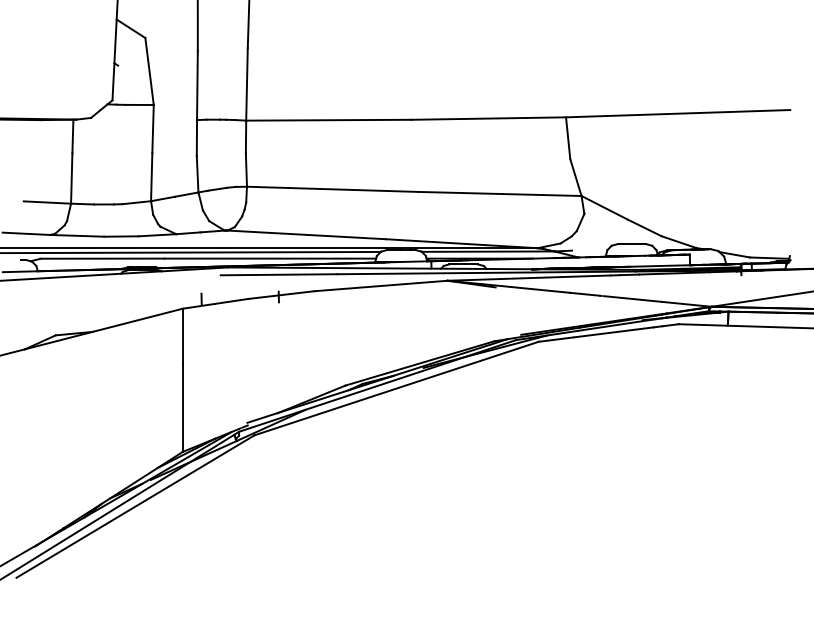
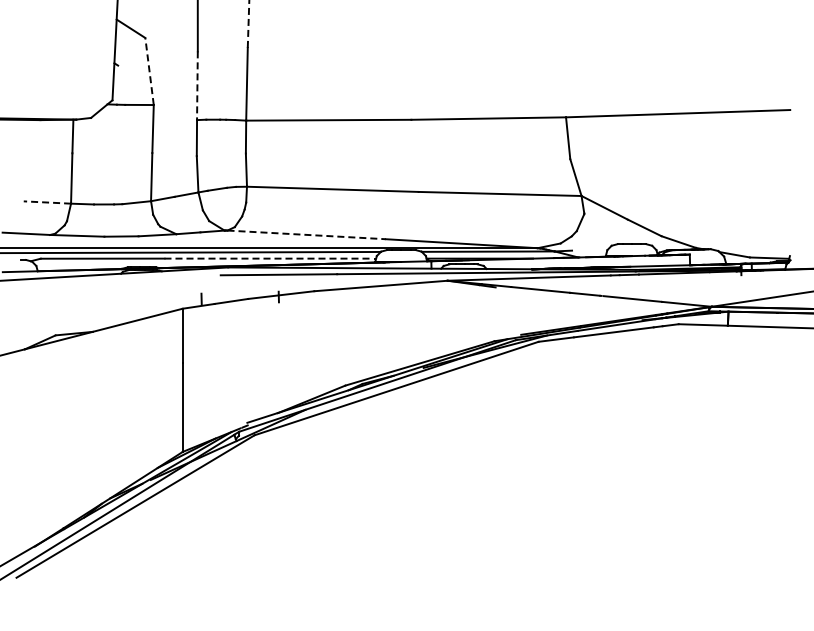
line: solid -> dashed (248, 24)
line: solid -> dashed (149, 71)
line: solid -> dashed (197, 86)
line: solid -> dashed (47, 202)
line: solid -> dashed (307, 234)
line: solid -> dashed (270, 258)
